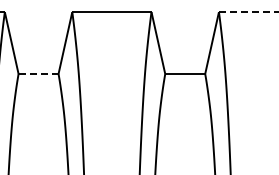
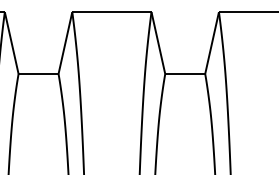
line: dashed -> solid (248, 12)
line: dashed -> solid (38, 74)
